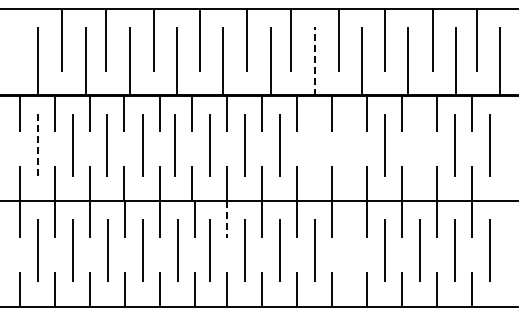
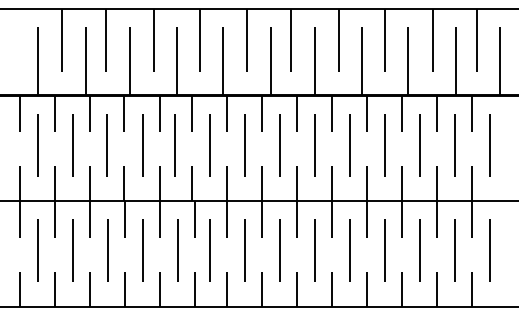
line: dashed -> solid (314, 61)
line: dashed -> solid (37, 145)
line: none -> present (314, 145)
line: none -> present (349, 145)
line: none -> present (419, 145)
line: dashed -> solid (227, 219)
line: none -> present (349, 250)
